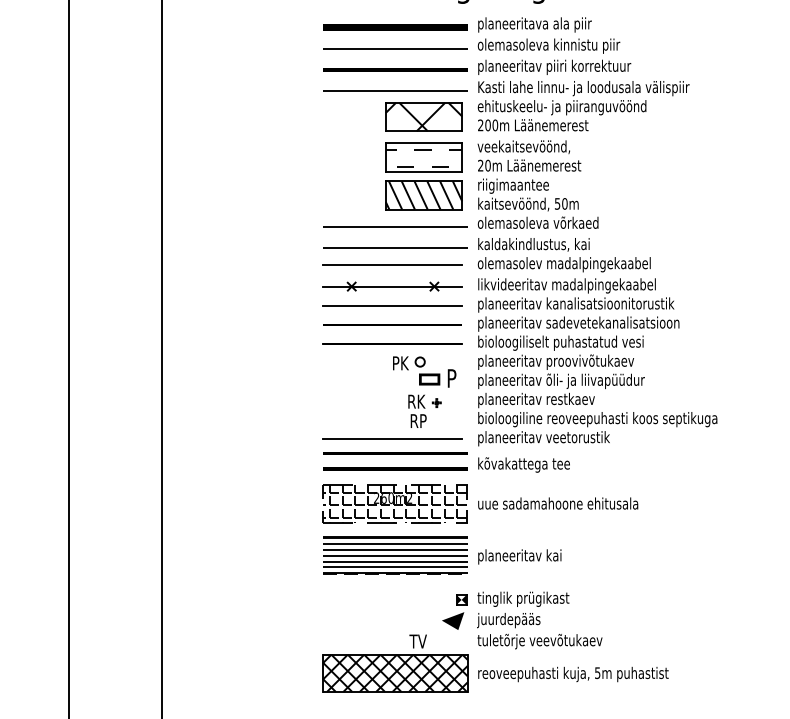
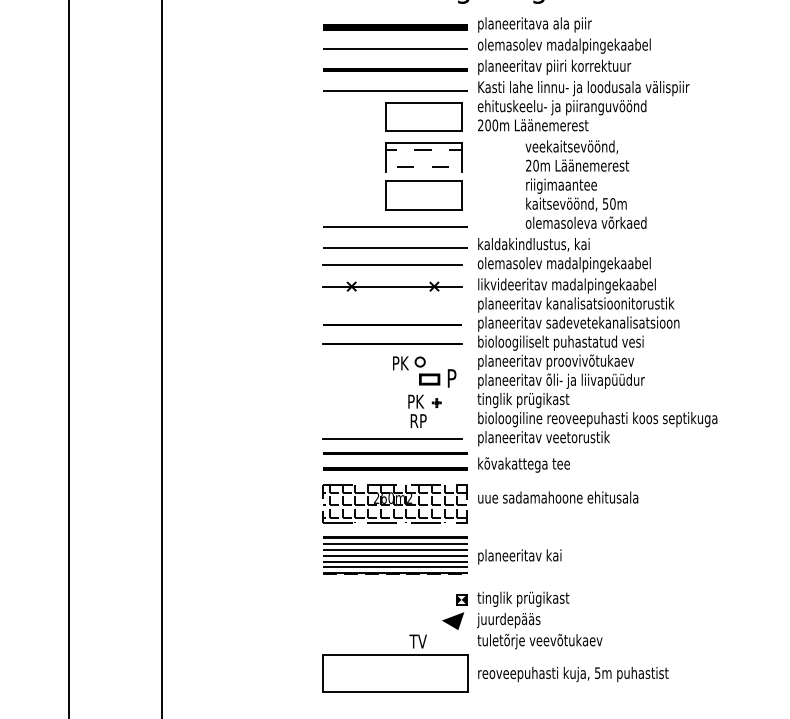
text: olemasoleva kinnistu piir -> olemasolev madalpingekaabel (596, 45)
hatch: present -> none (423, 116)
line: present -> none (423, 171)
text position: (537, 184) -> (585, 184) (585, 184)
hatch: present -> none (423, 195)
line: present -> none (392, 305)
text: planeeritav restkaev -> tinglik prügikast (535, 400)
text: RK -> PK (417, 401)
text position: (558, 503) -> (558, 497) (558, 497)
hatch: present -> none (395, 672)
